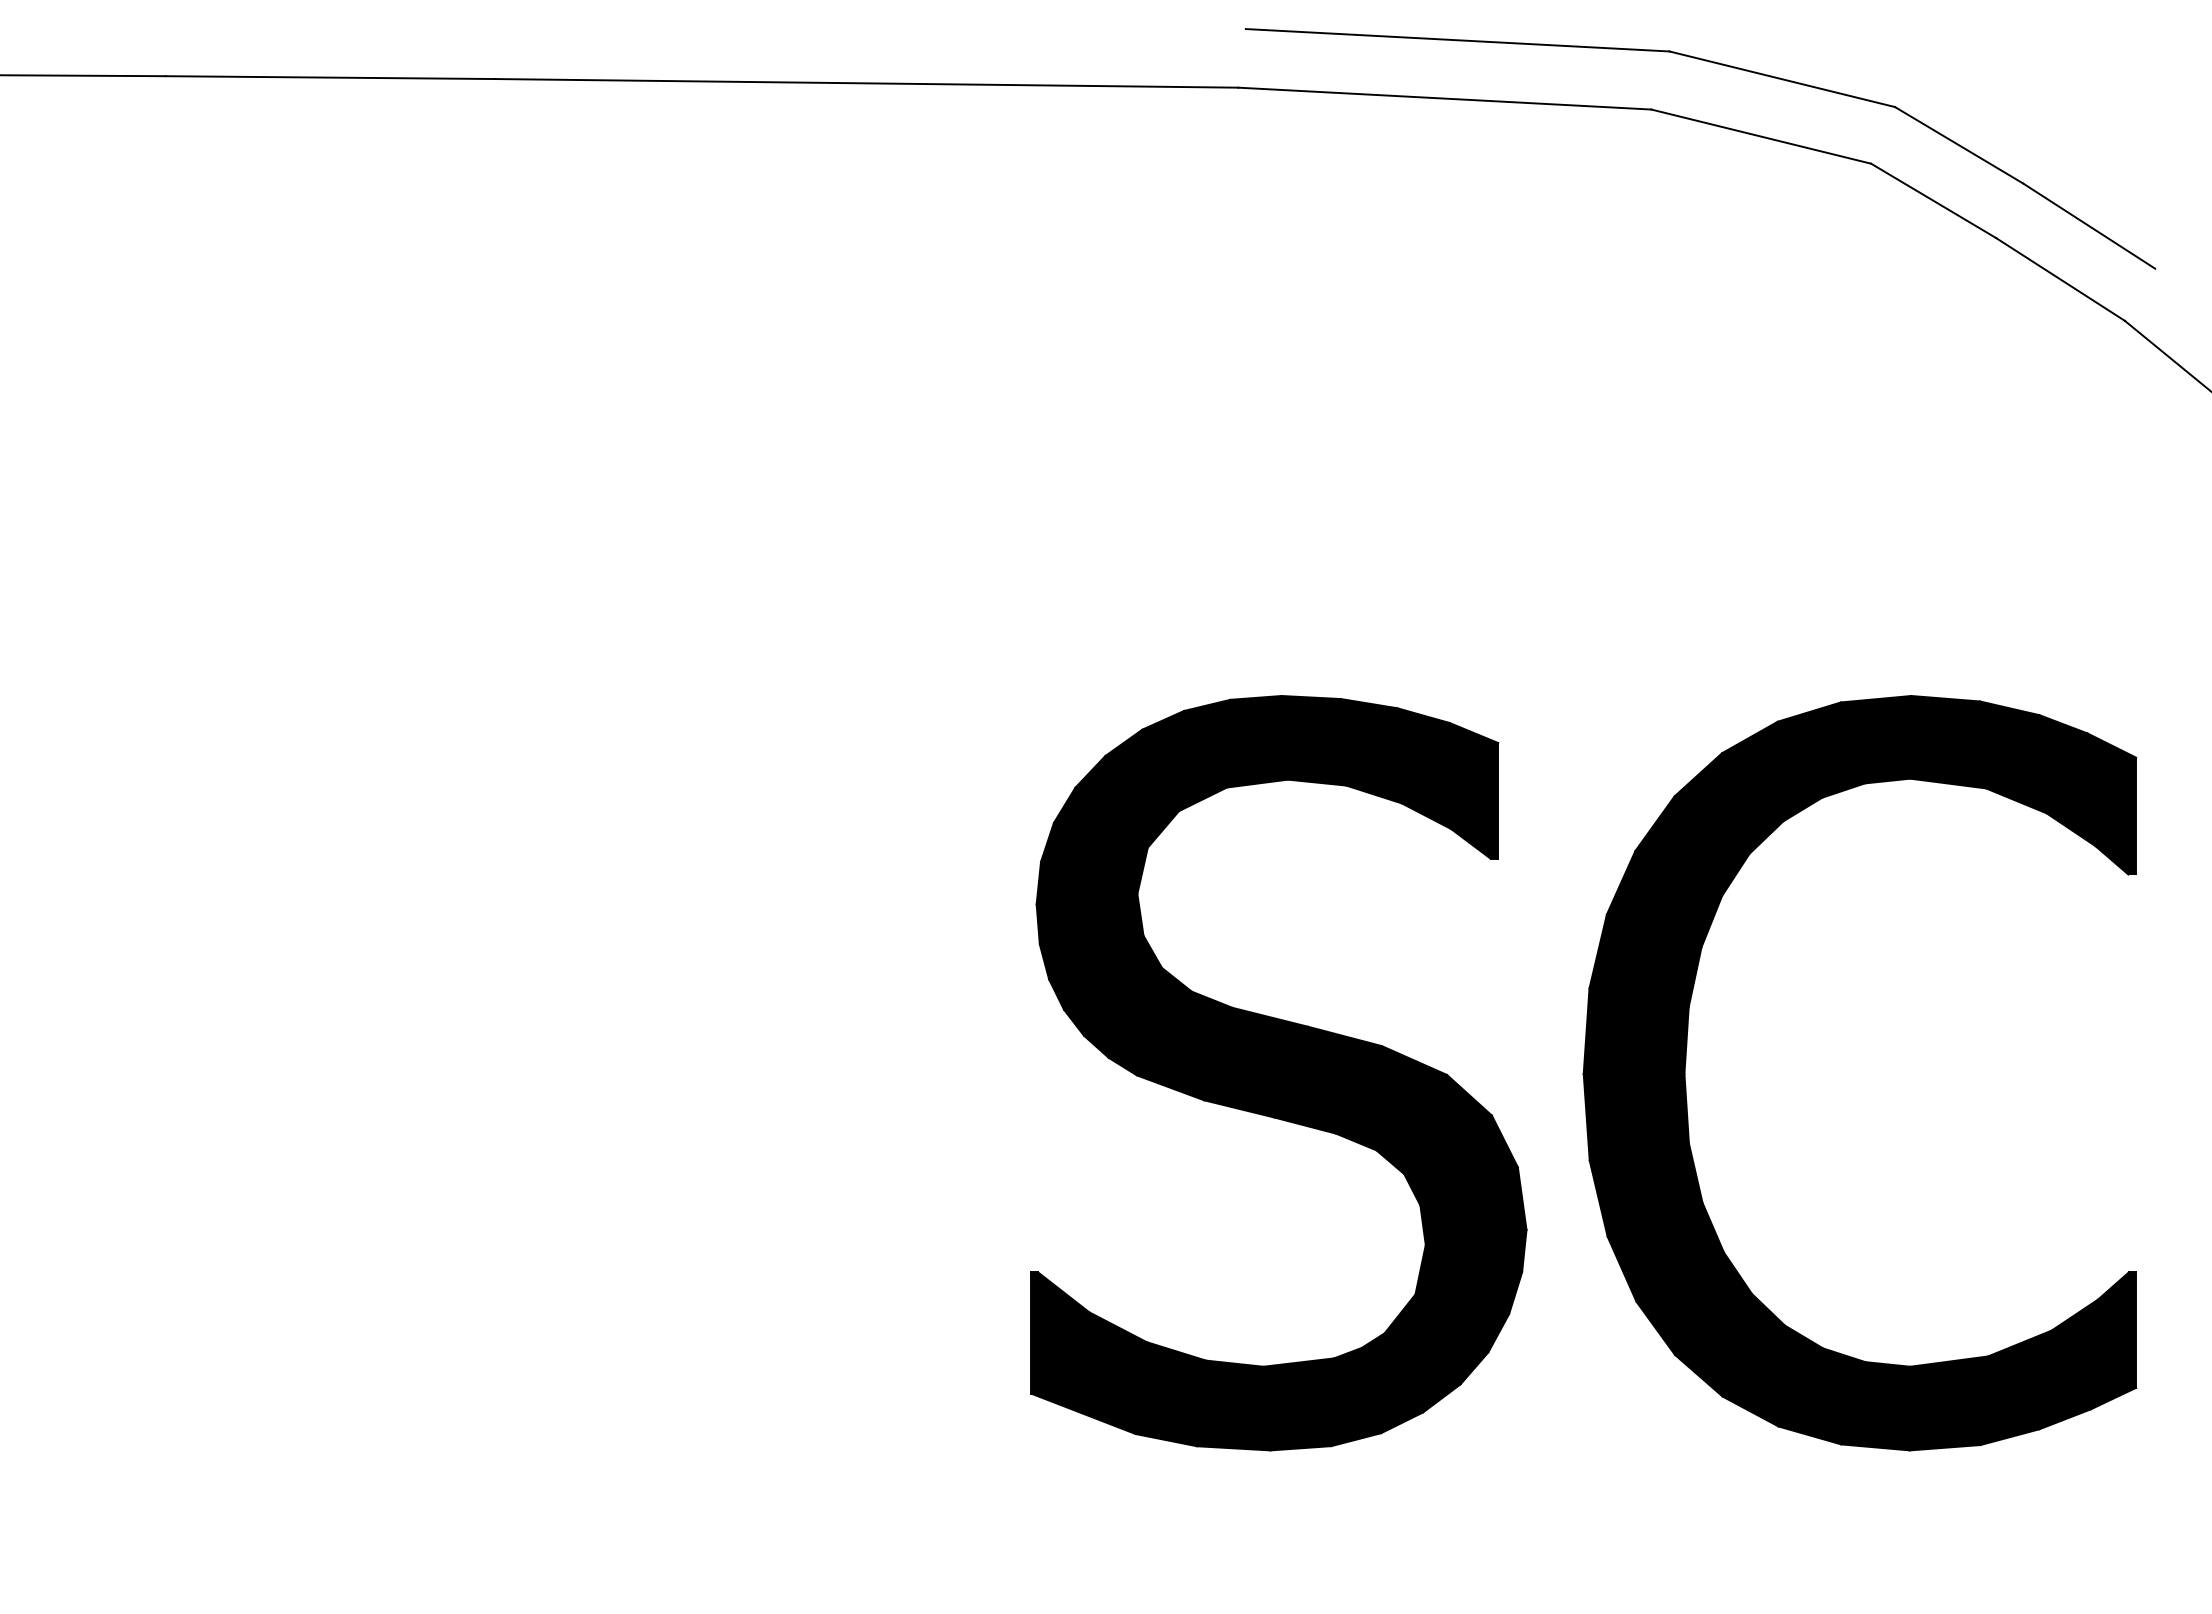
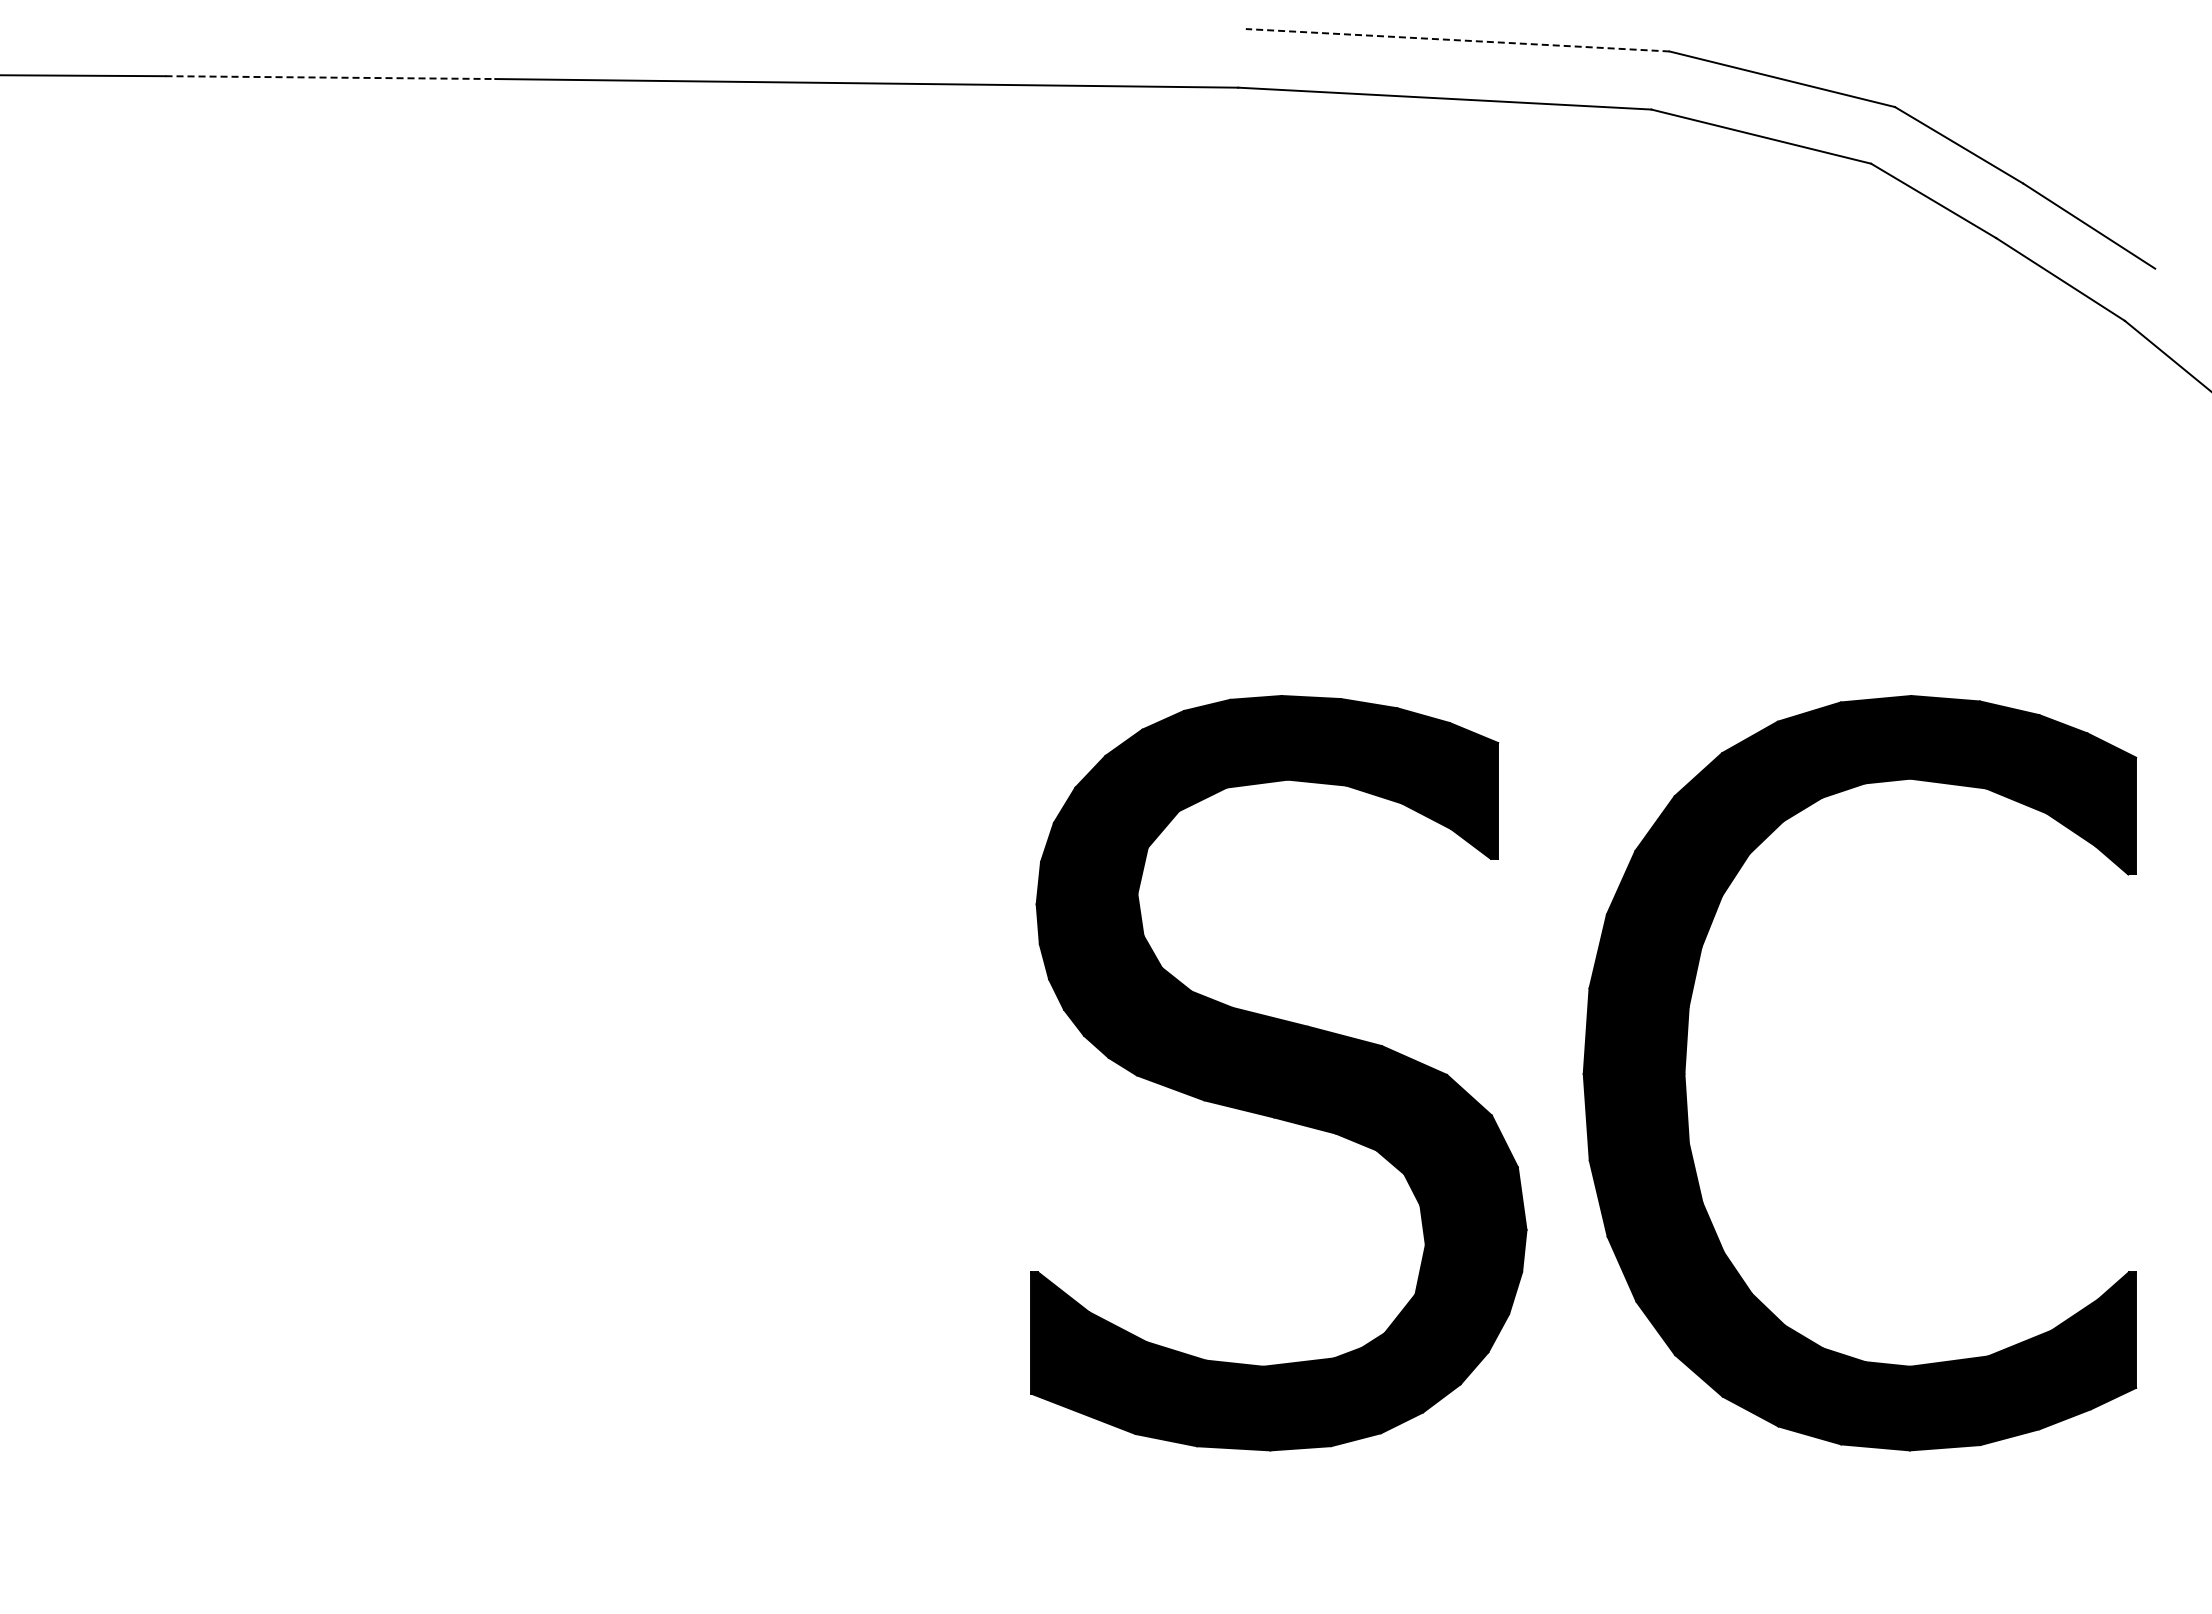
line: solid -> dashed (1457, 40)
line: solid -> dashed (330, 77)
